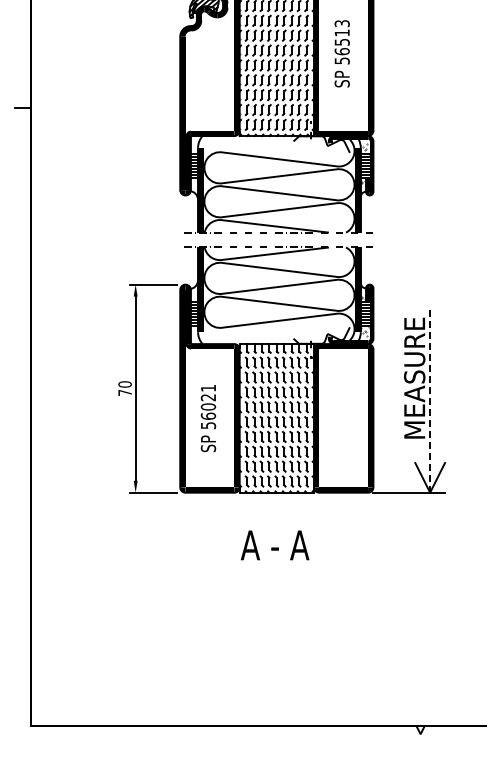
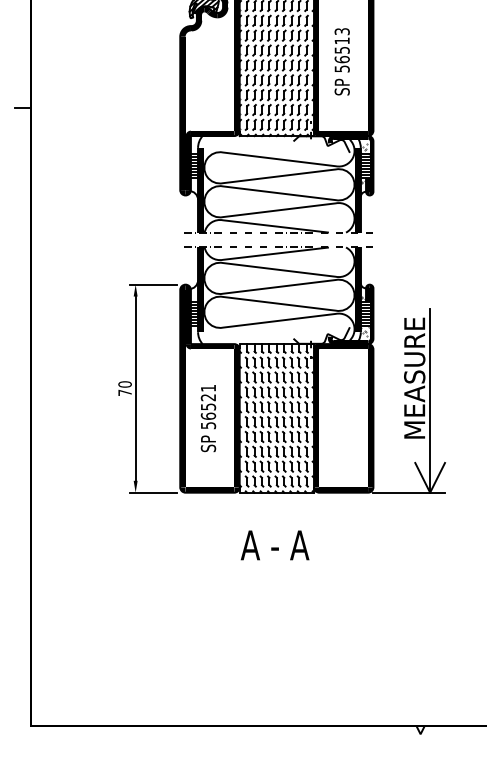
text position: (341, 53) -> (341, 61) (341, 61)
line: dashed -> solid (430, 400)
text: 56021 -> 56521 (208, 406)
